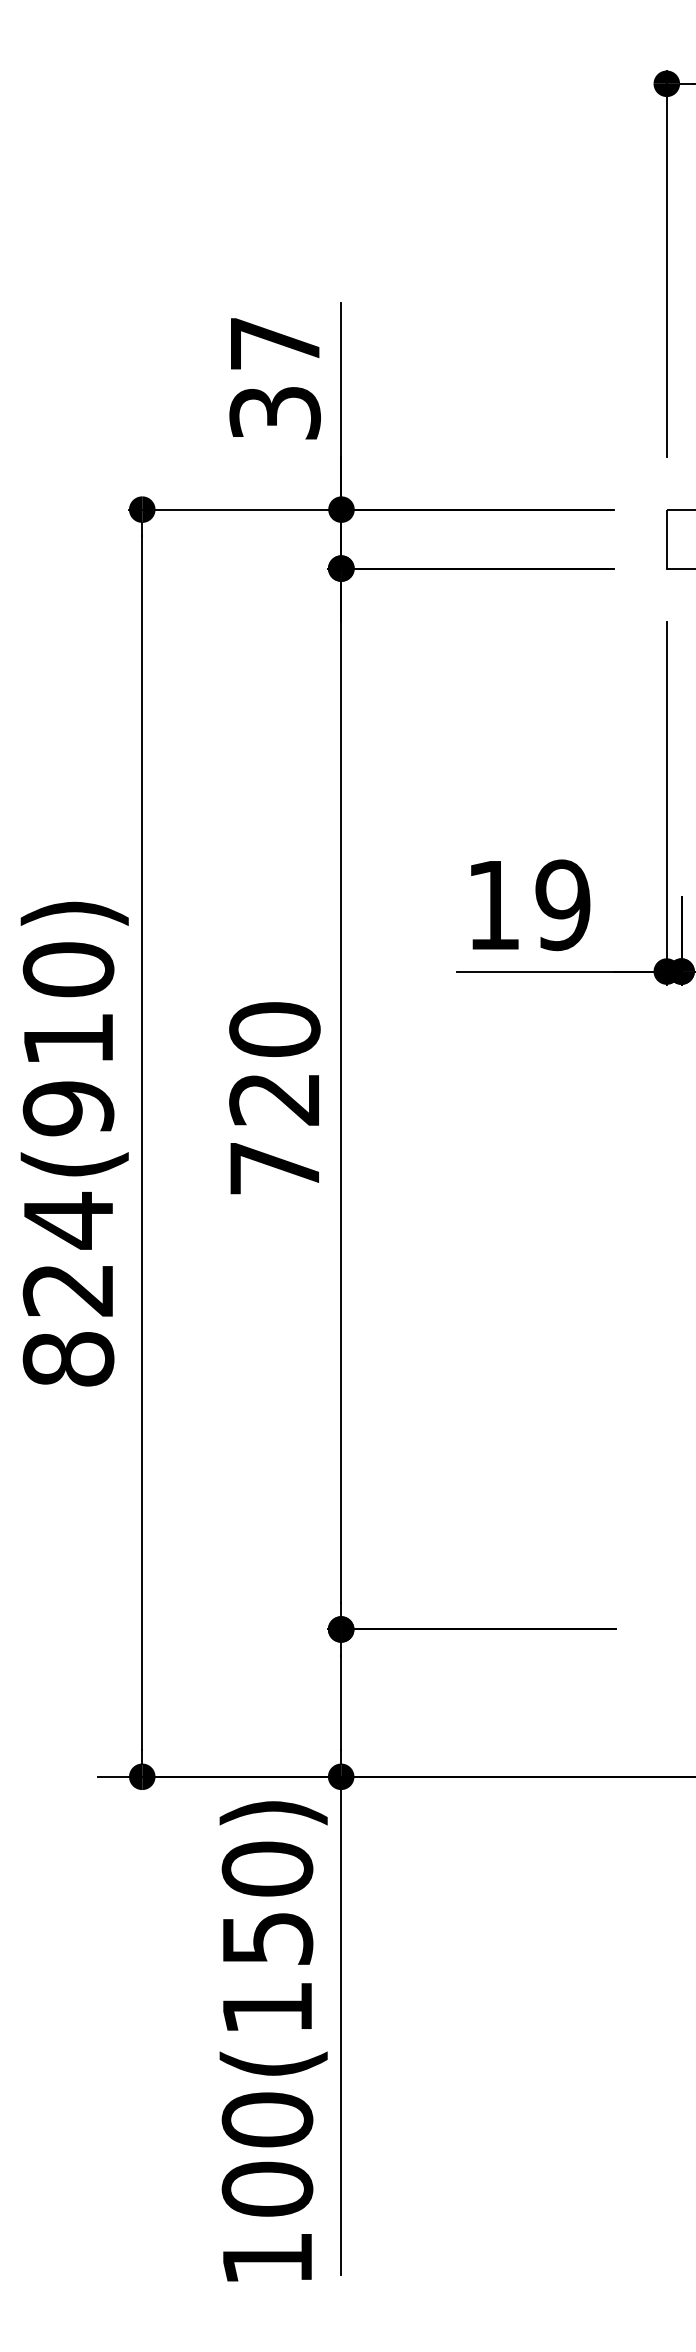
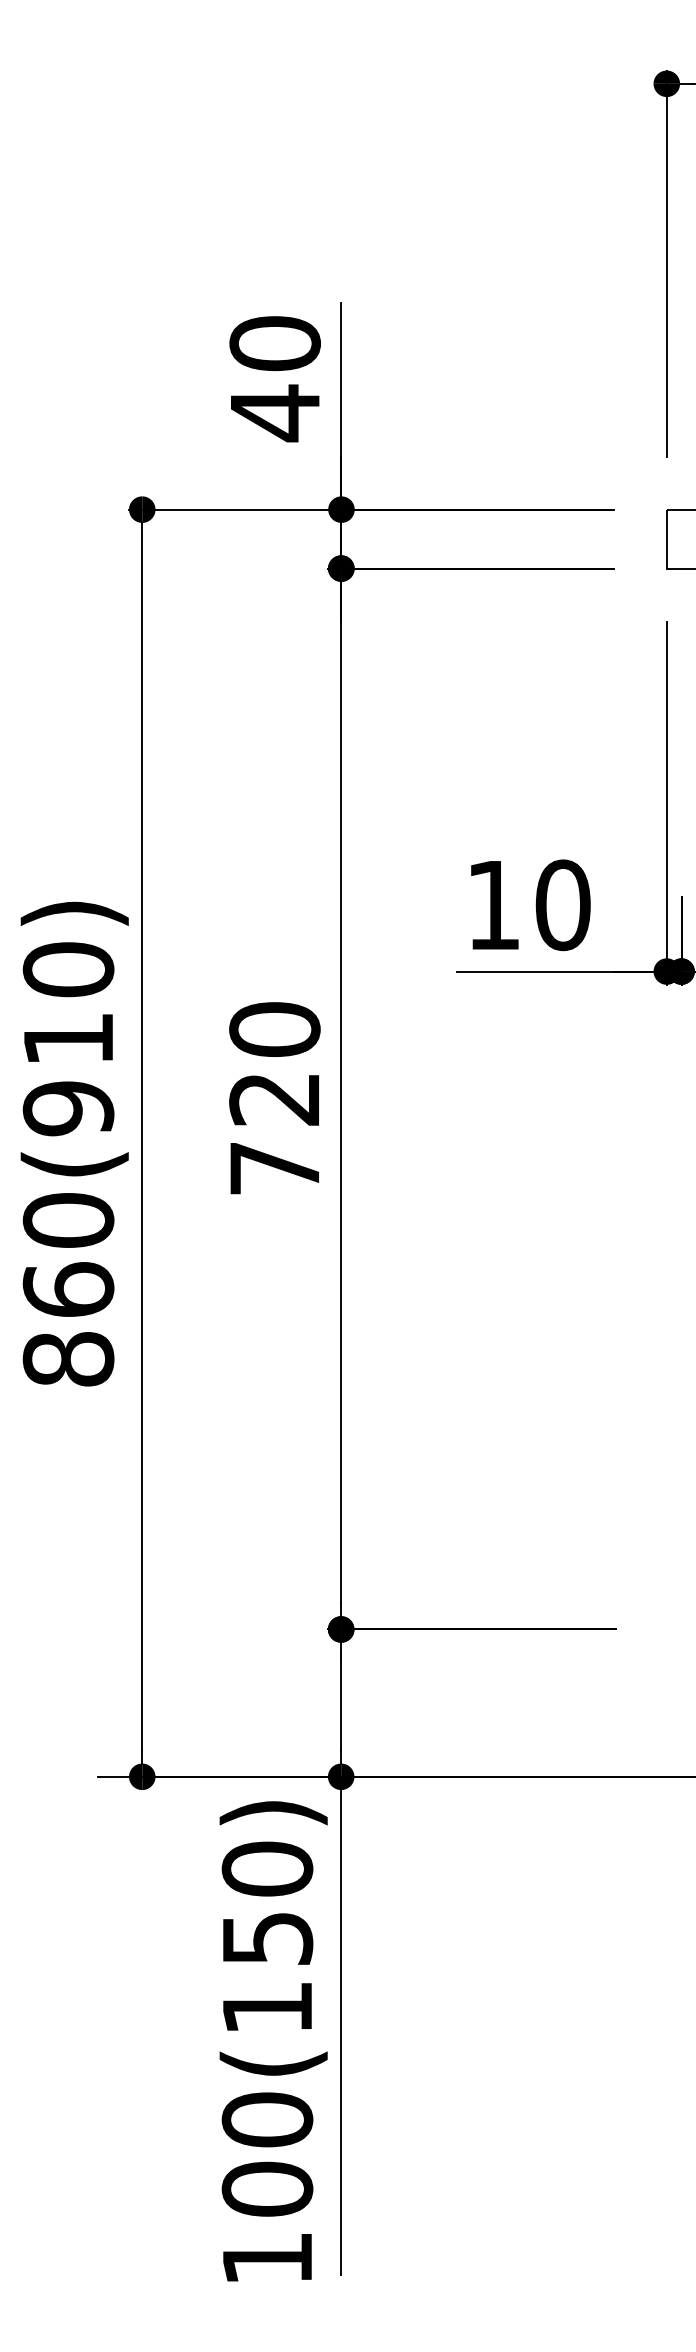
text: 37 -> 40 (274, 379)
text: 19 -> 10 (562, 905)
text: 824(910) -> 860(910) (68, 1253)
